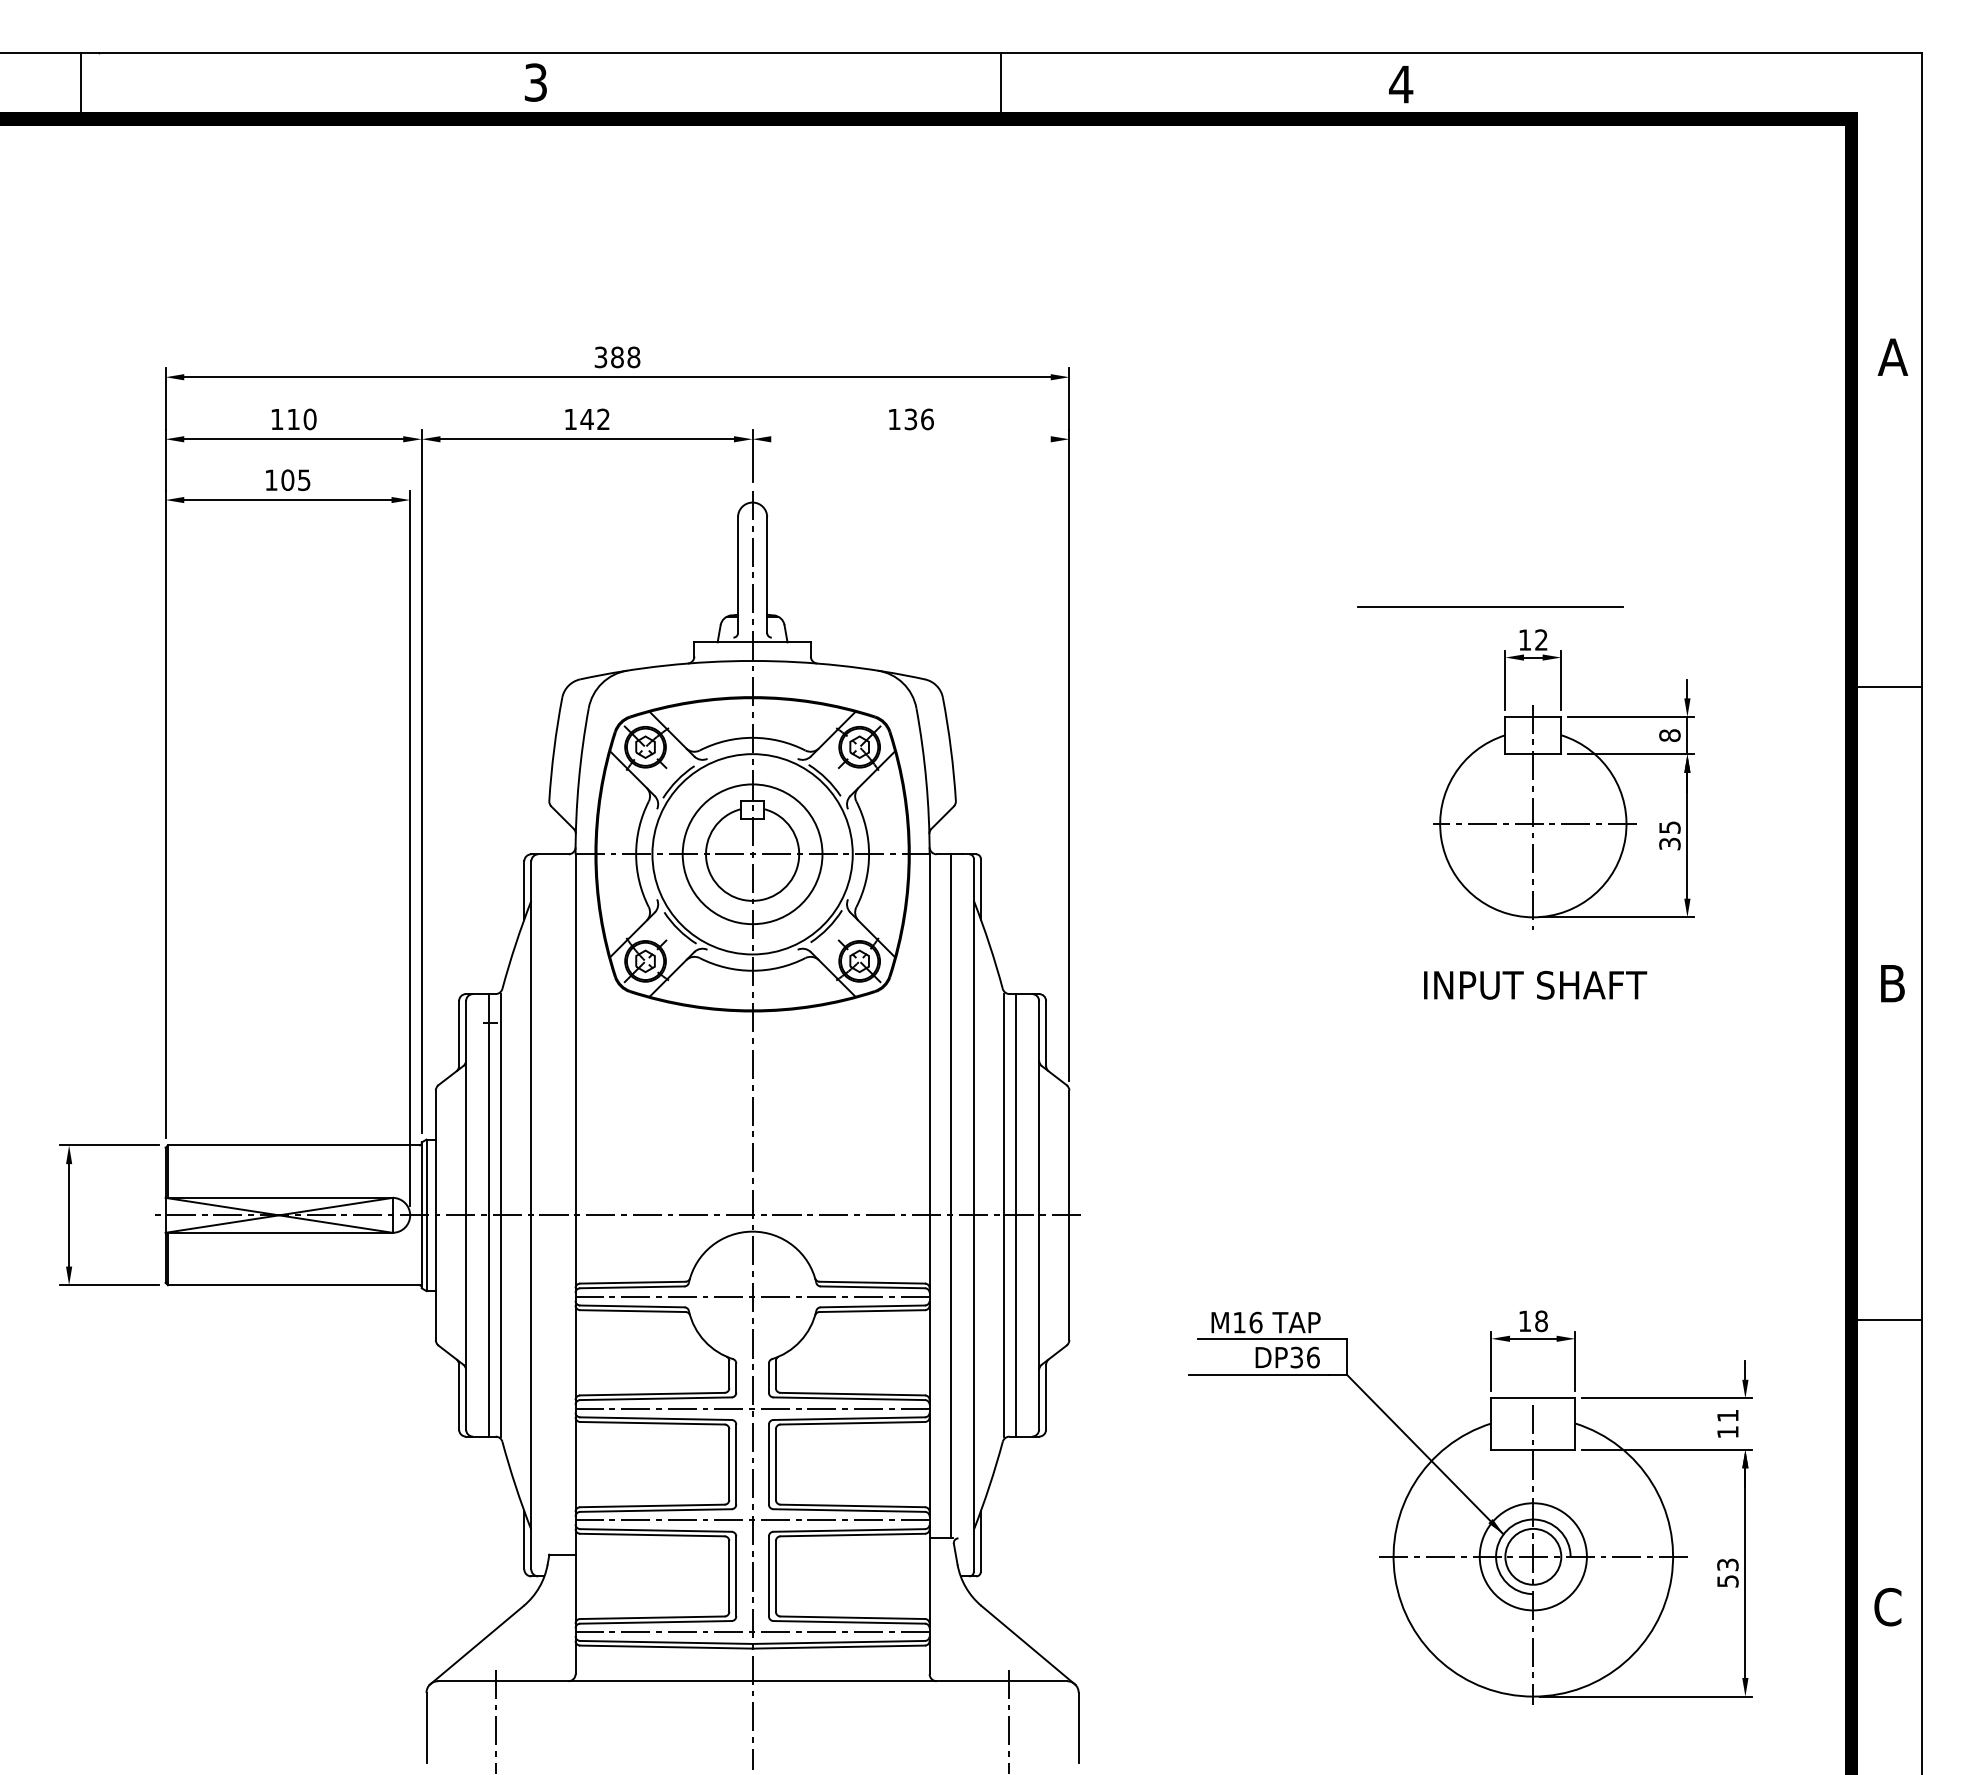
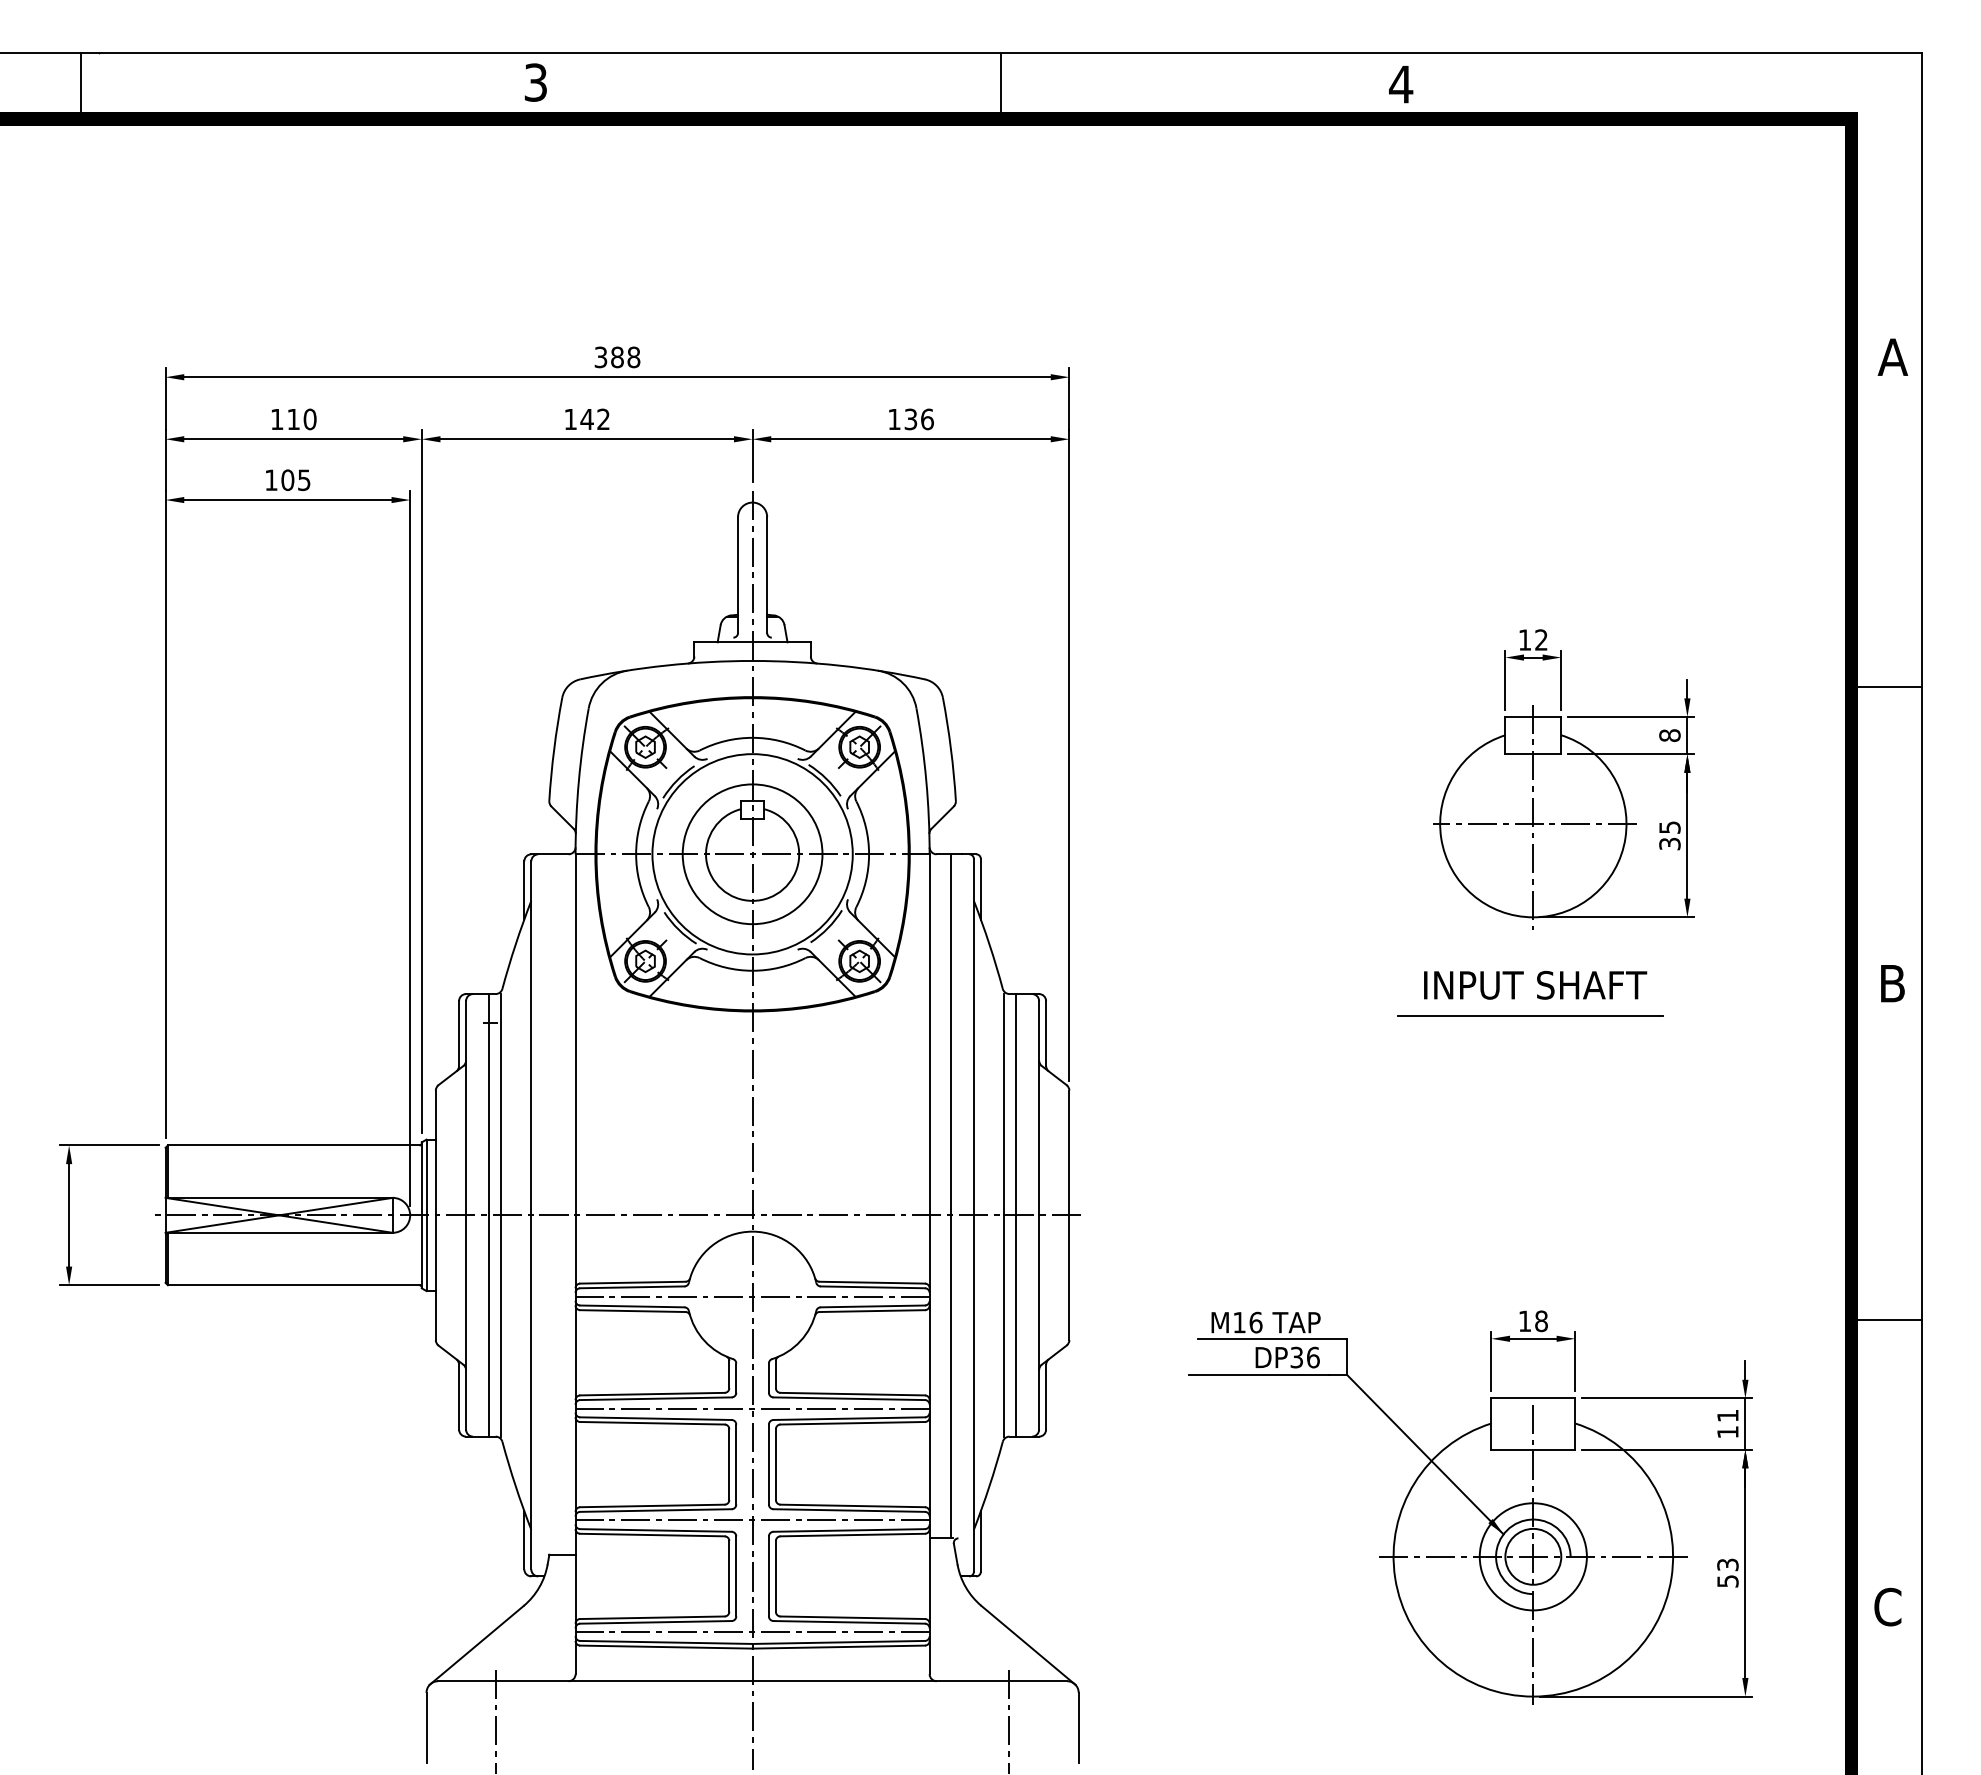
line: none -> present (910, 439)
line position: (1490, 606) -> (1530, 1015) (1530, 1015)
line: none -> present (1745, 1423)
